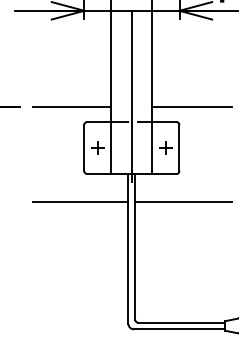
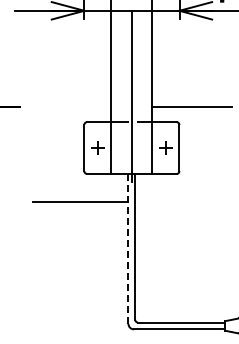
line: present -> none (72, 107)
line: present -> none (183, 202)
line: solid -> dashed (128, 248)
